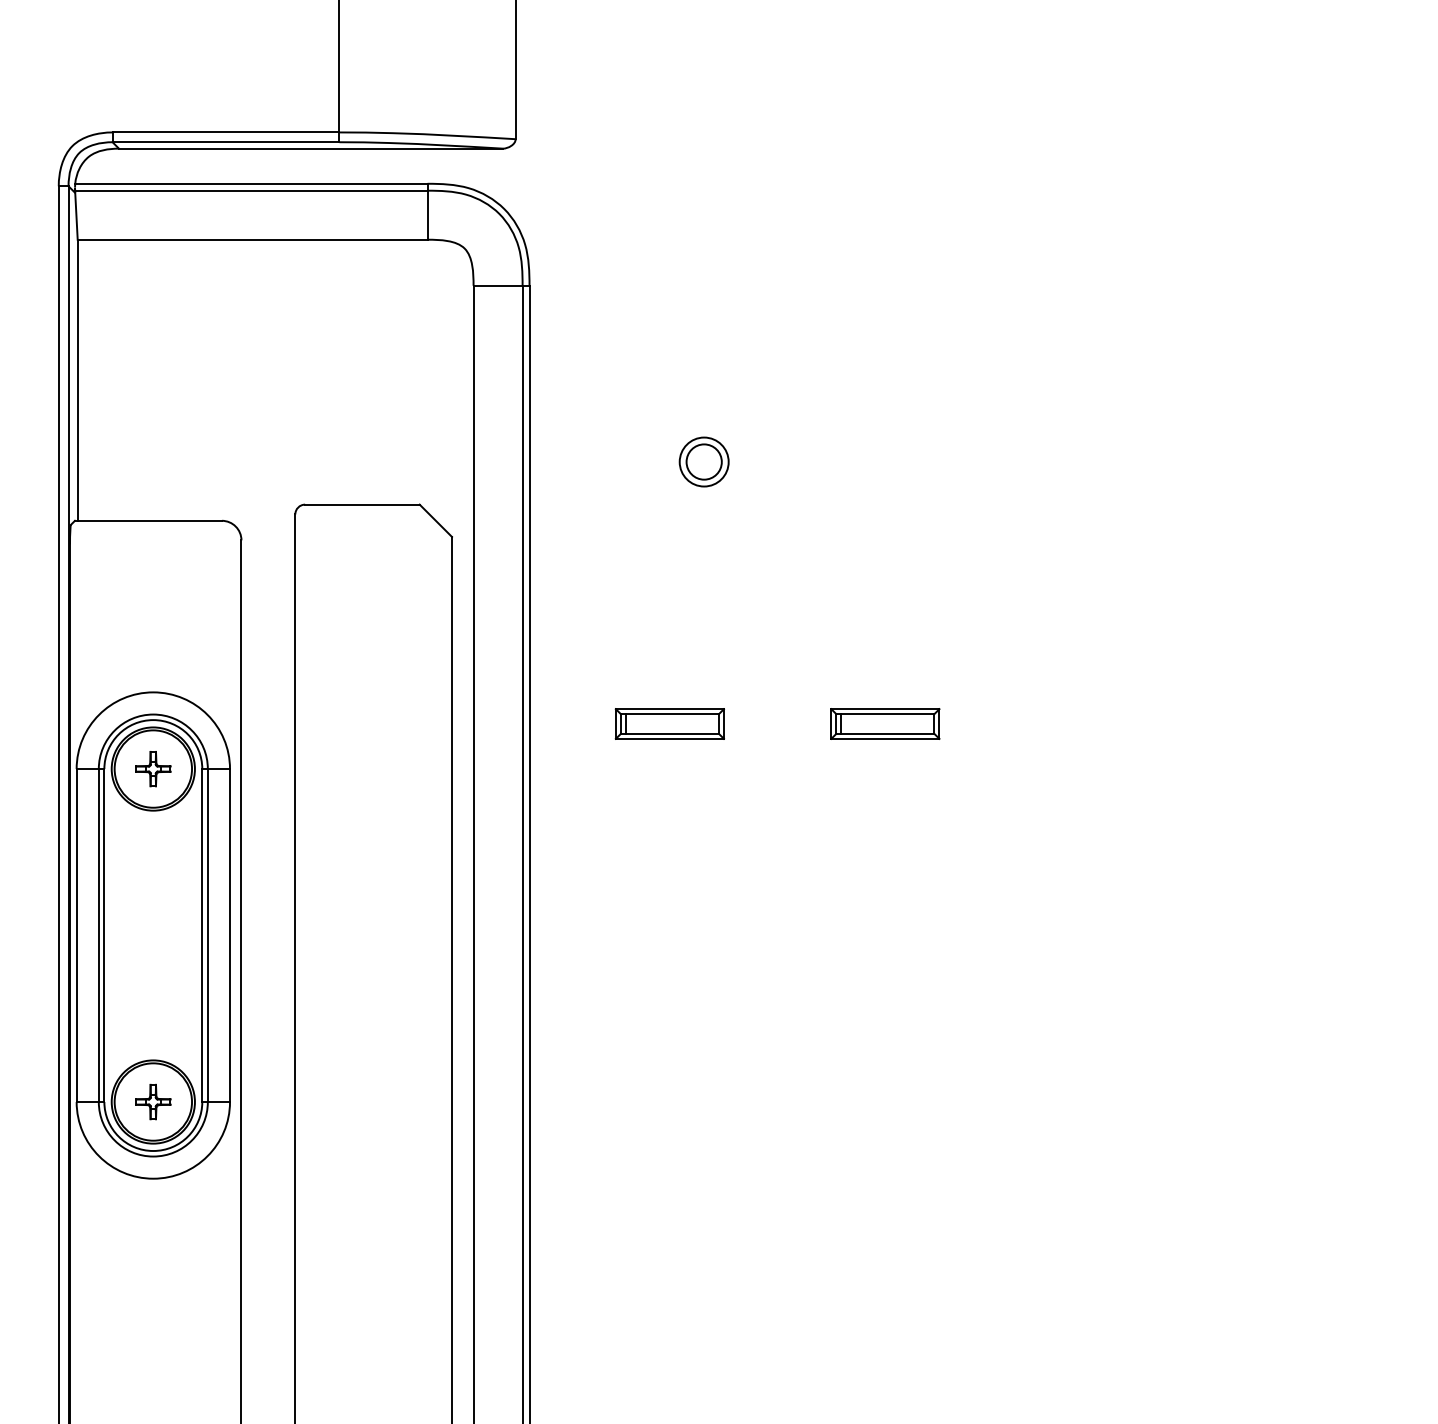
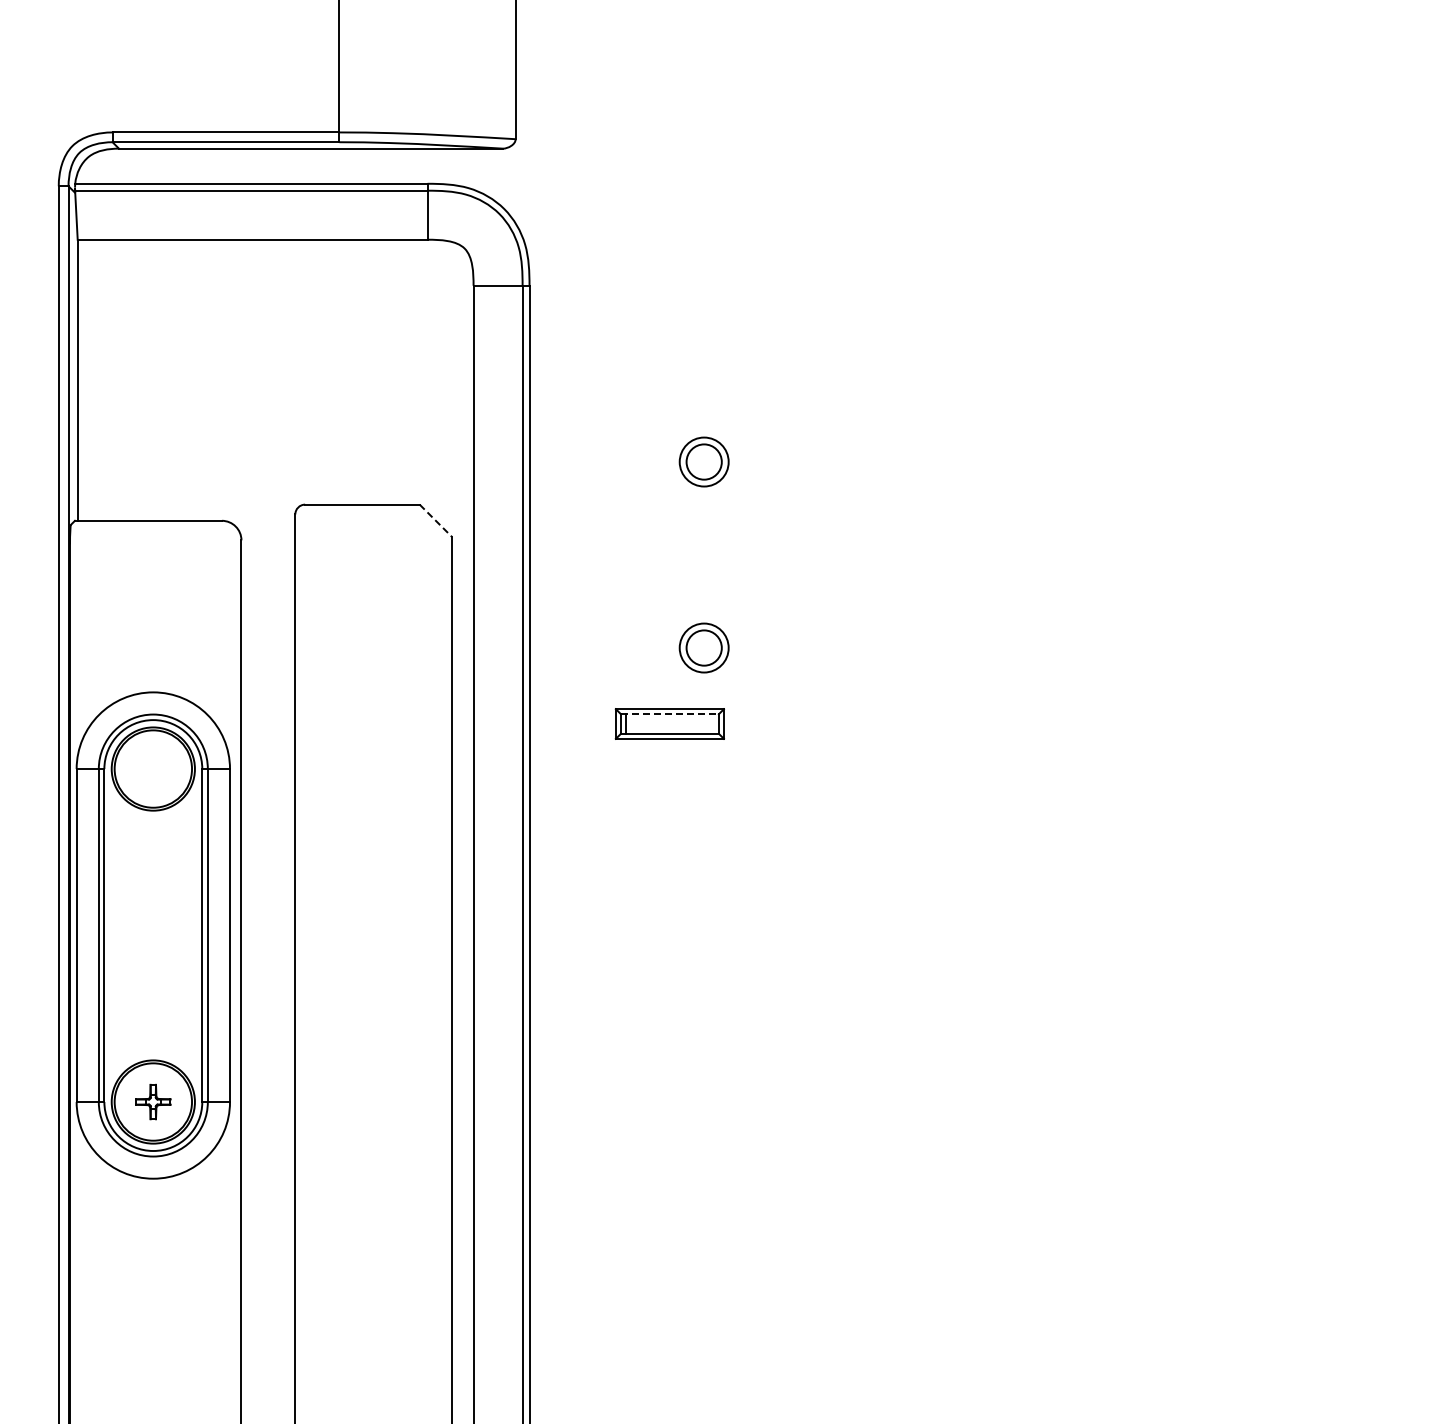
line: solid -> dashed (435, 520)
part: none -> present (703, 647)
line: solid -> dashed (669, 714)
part: present -> none (885, 723)
part: present -> none (153, 769)
